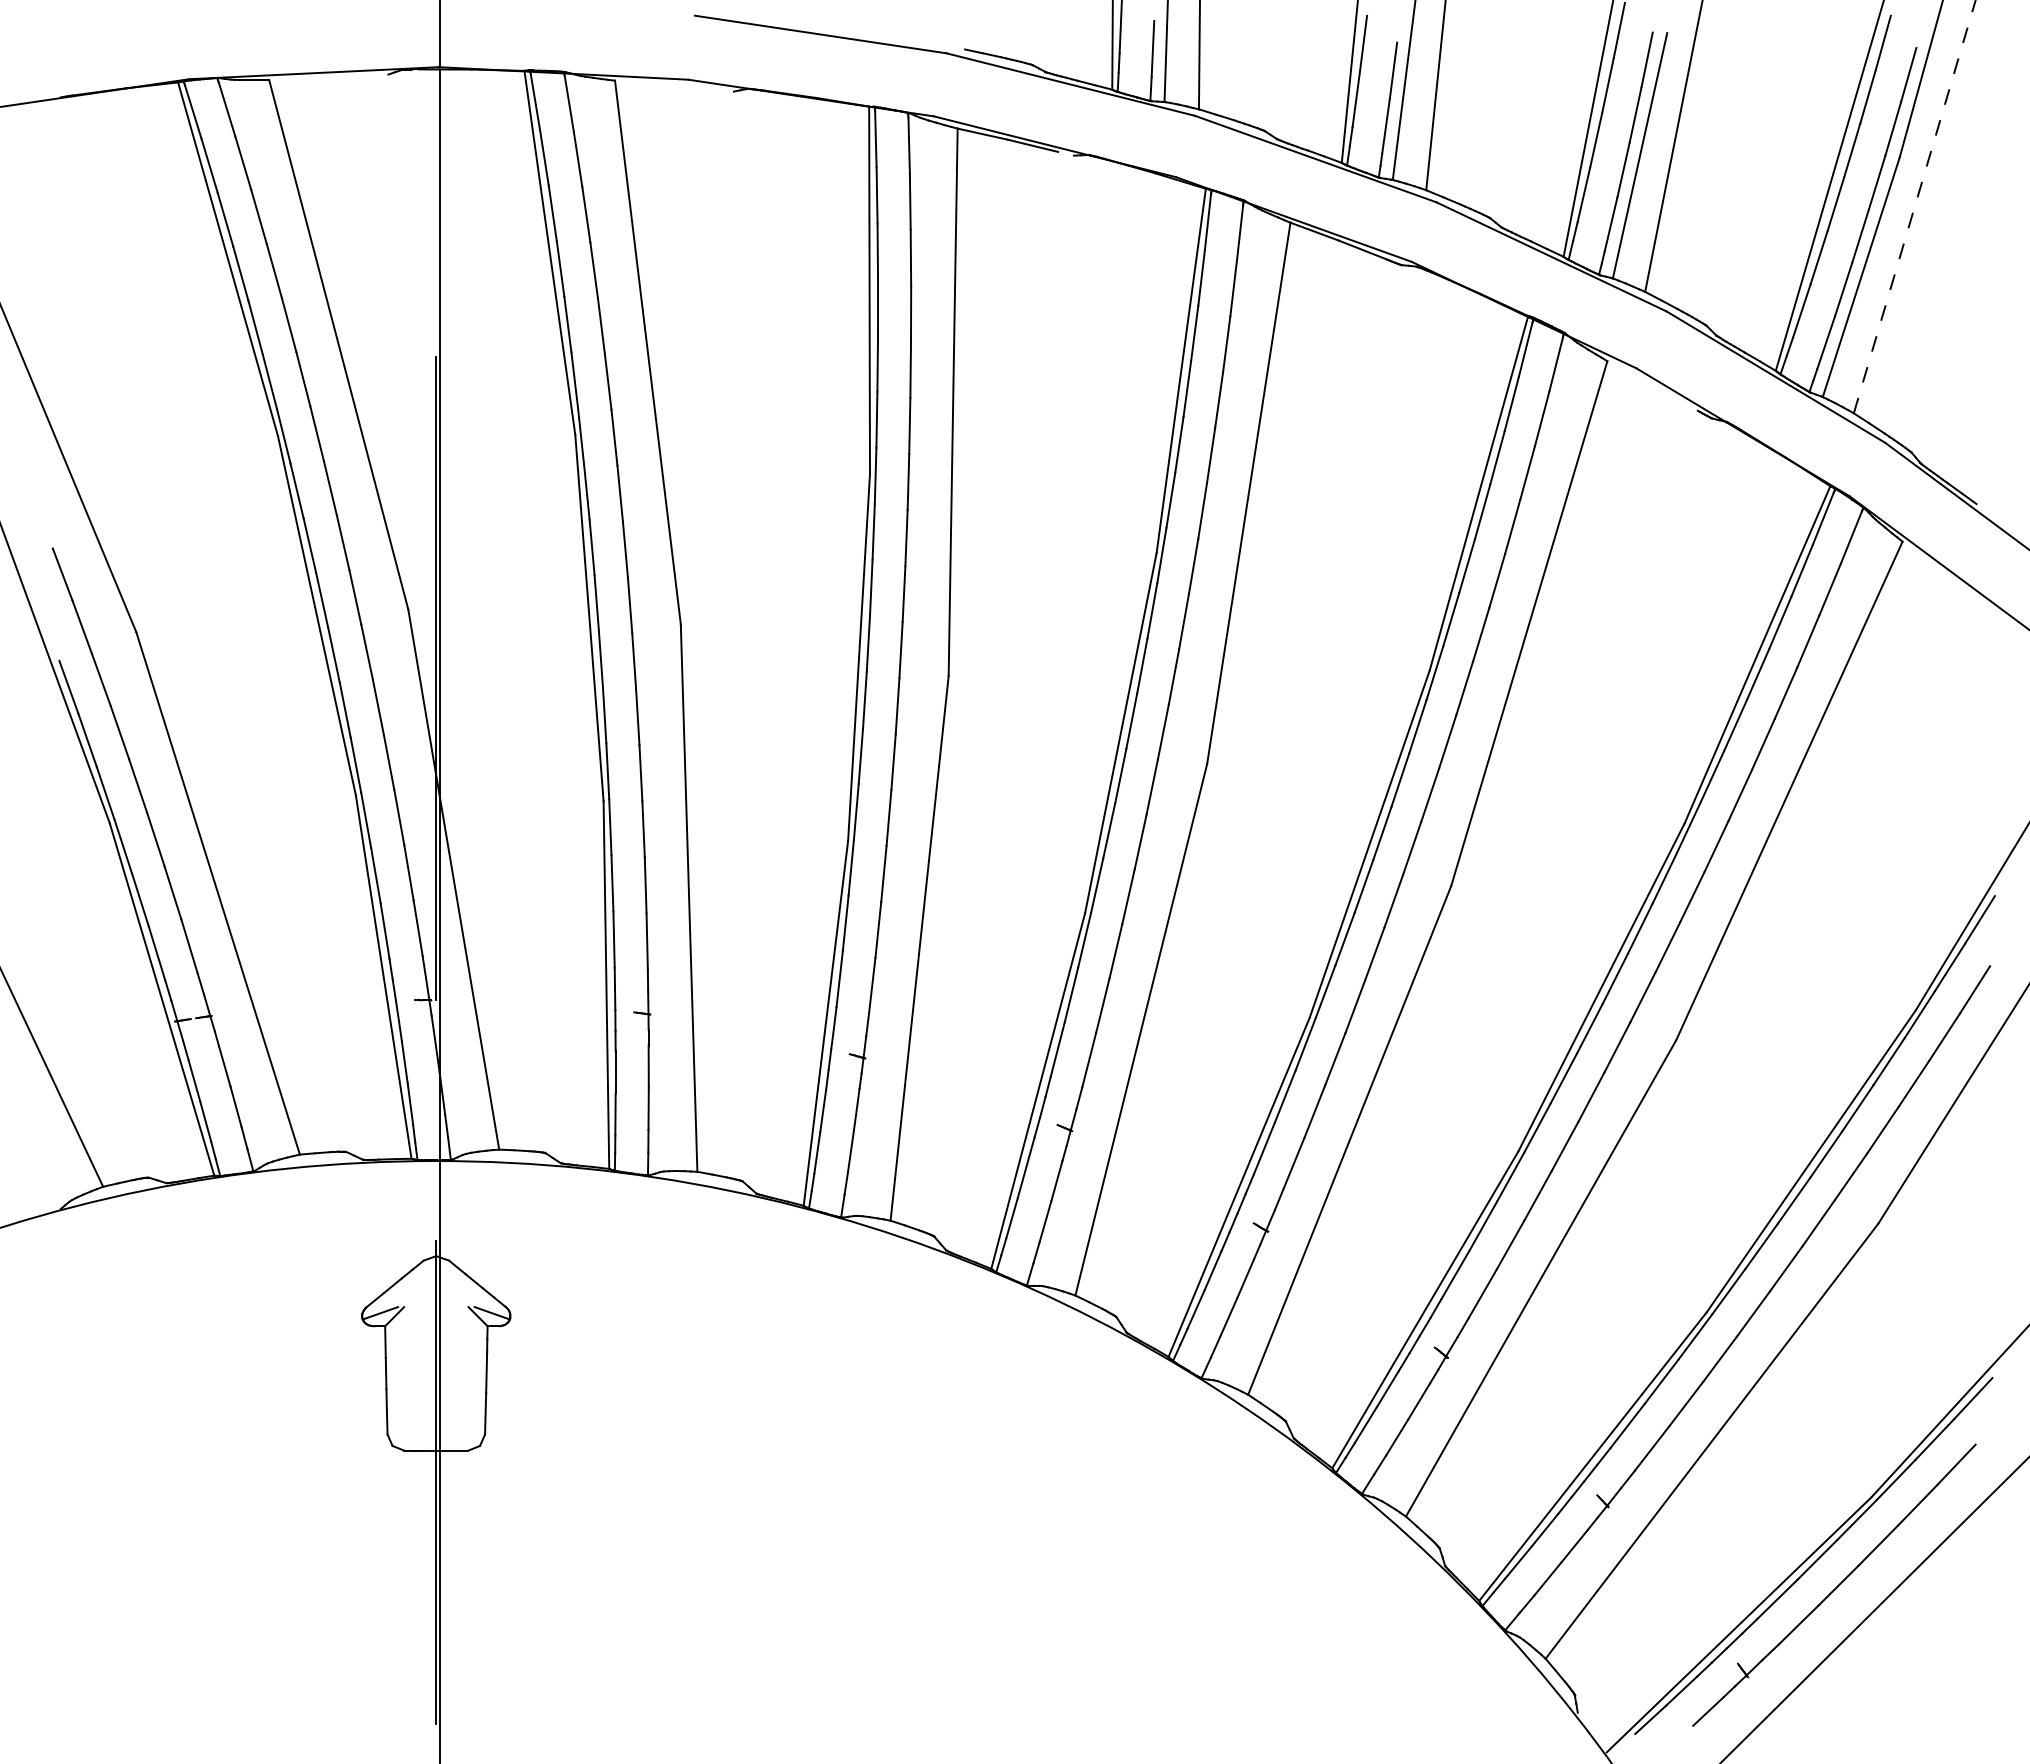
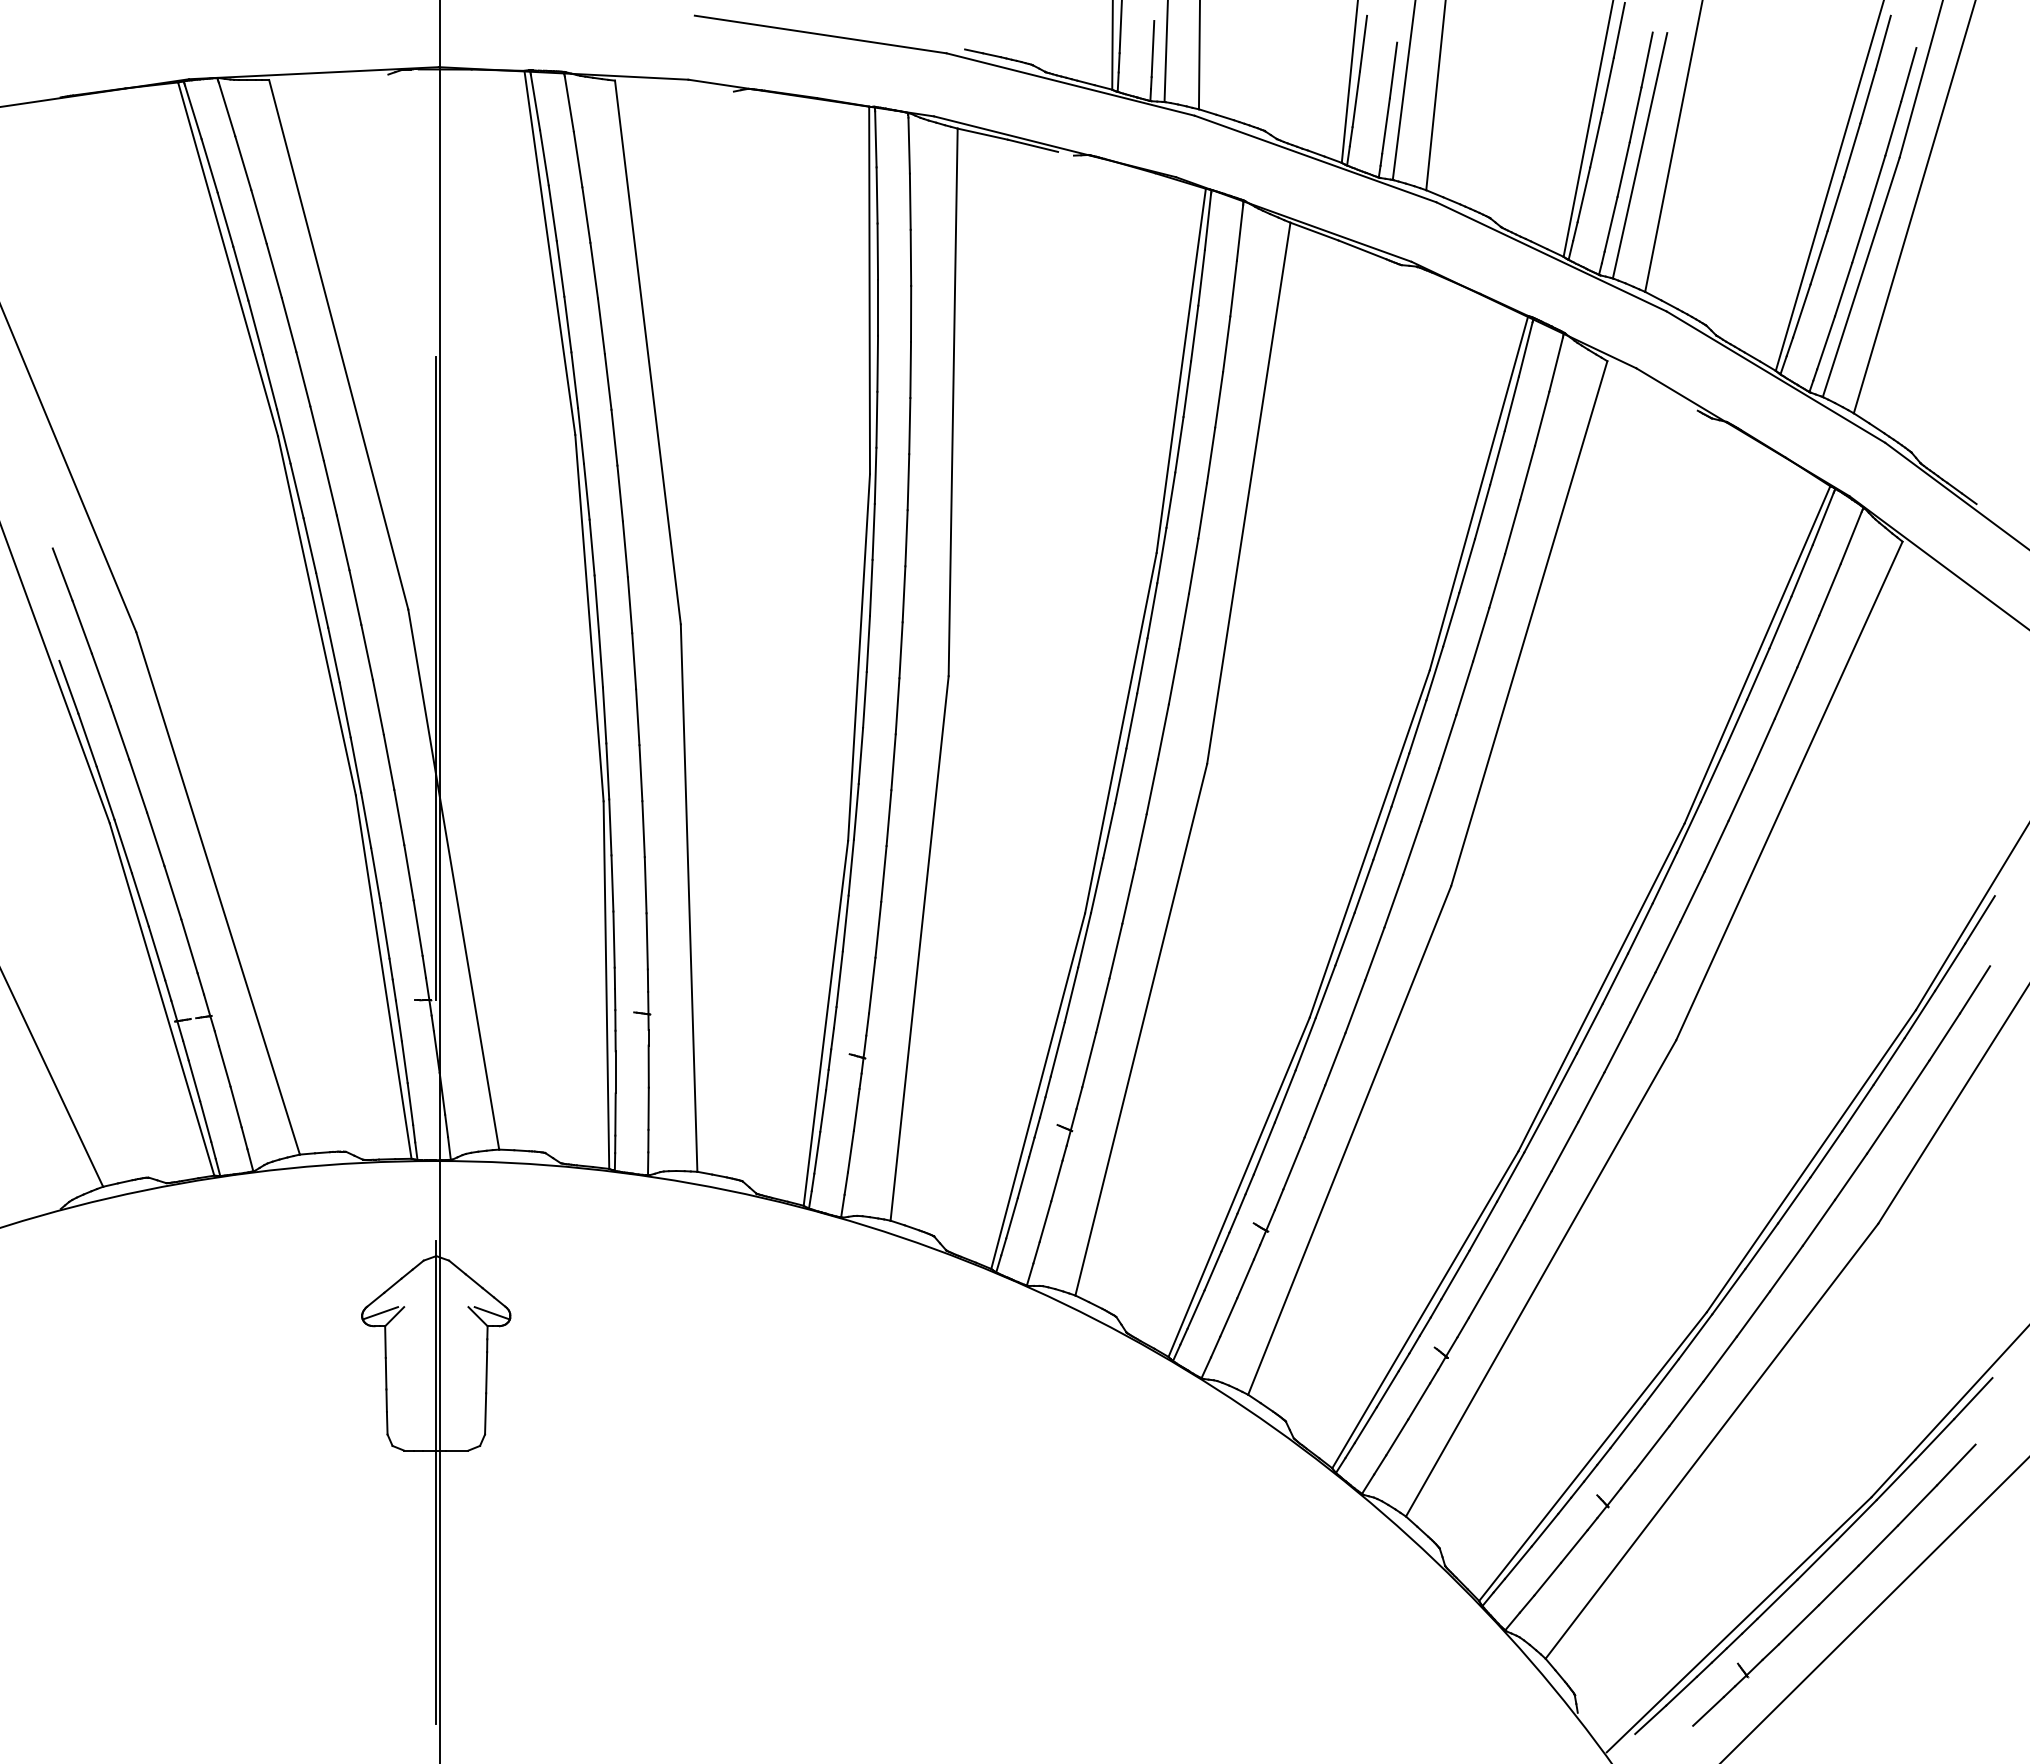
line: dashed -> solid (1914, 206)
